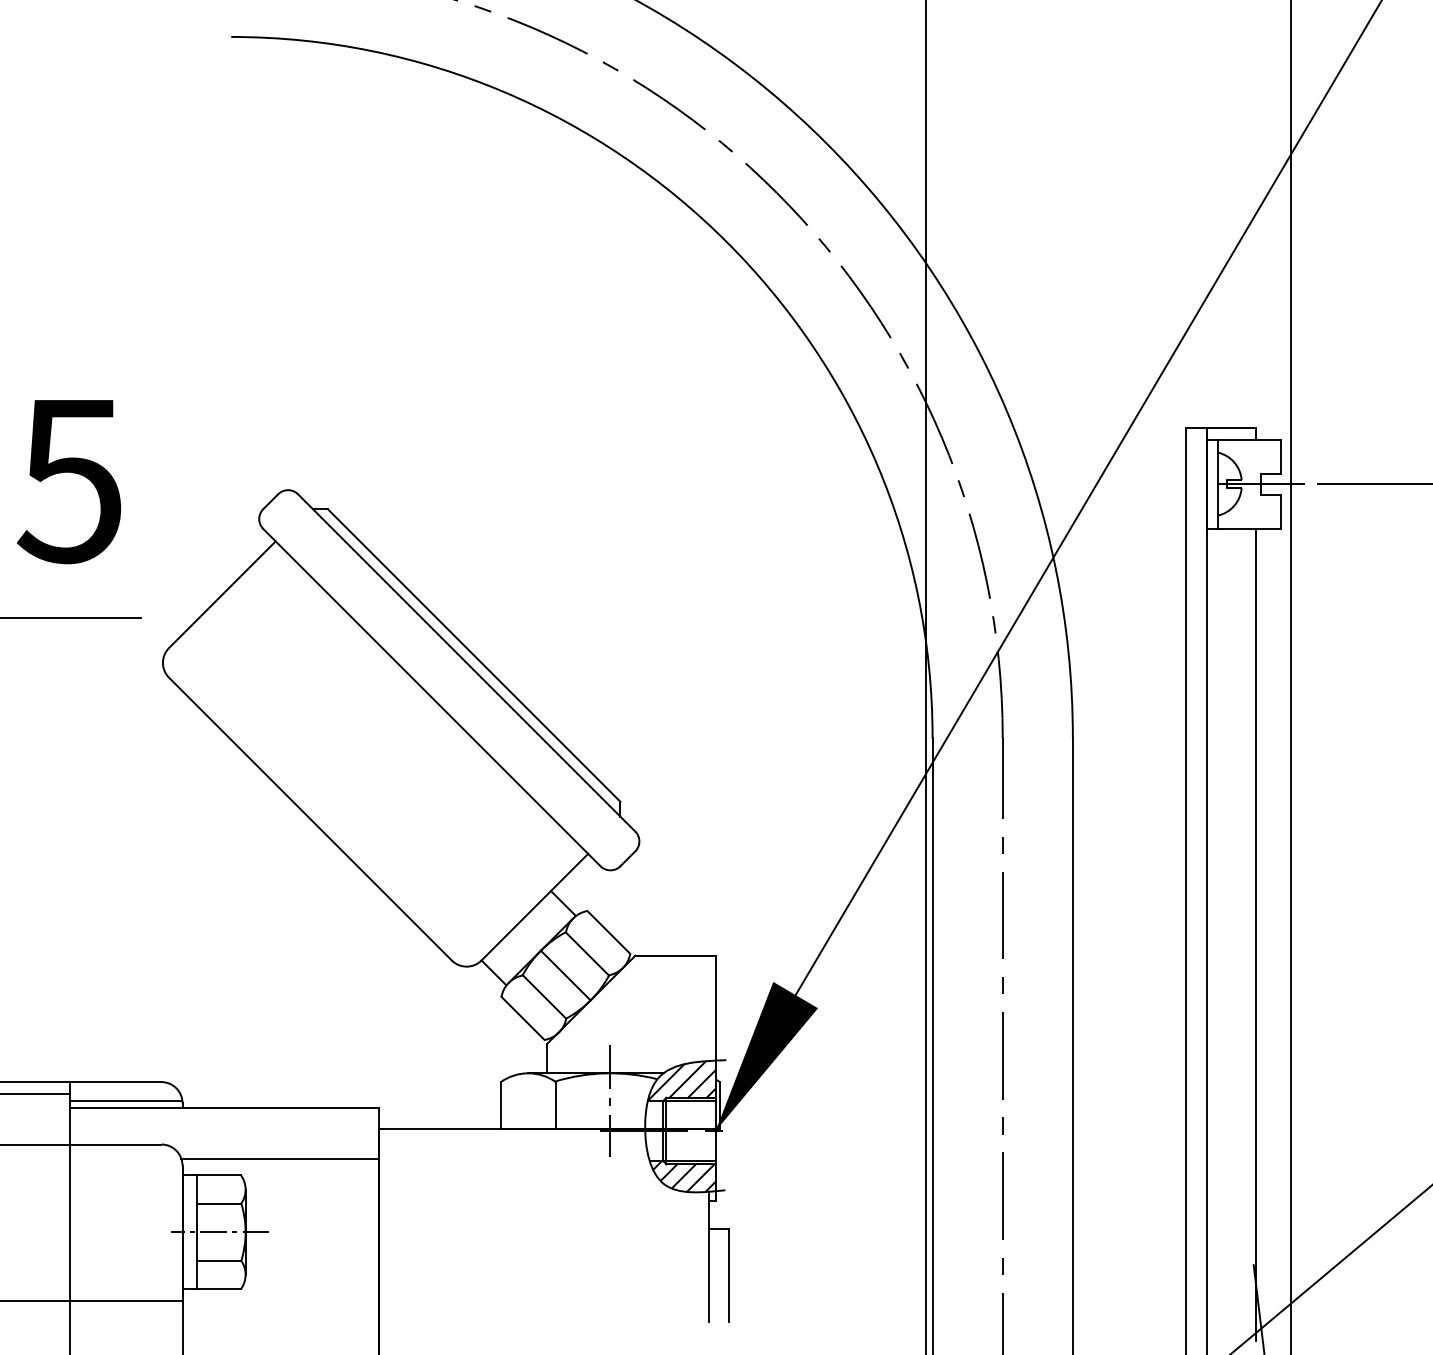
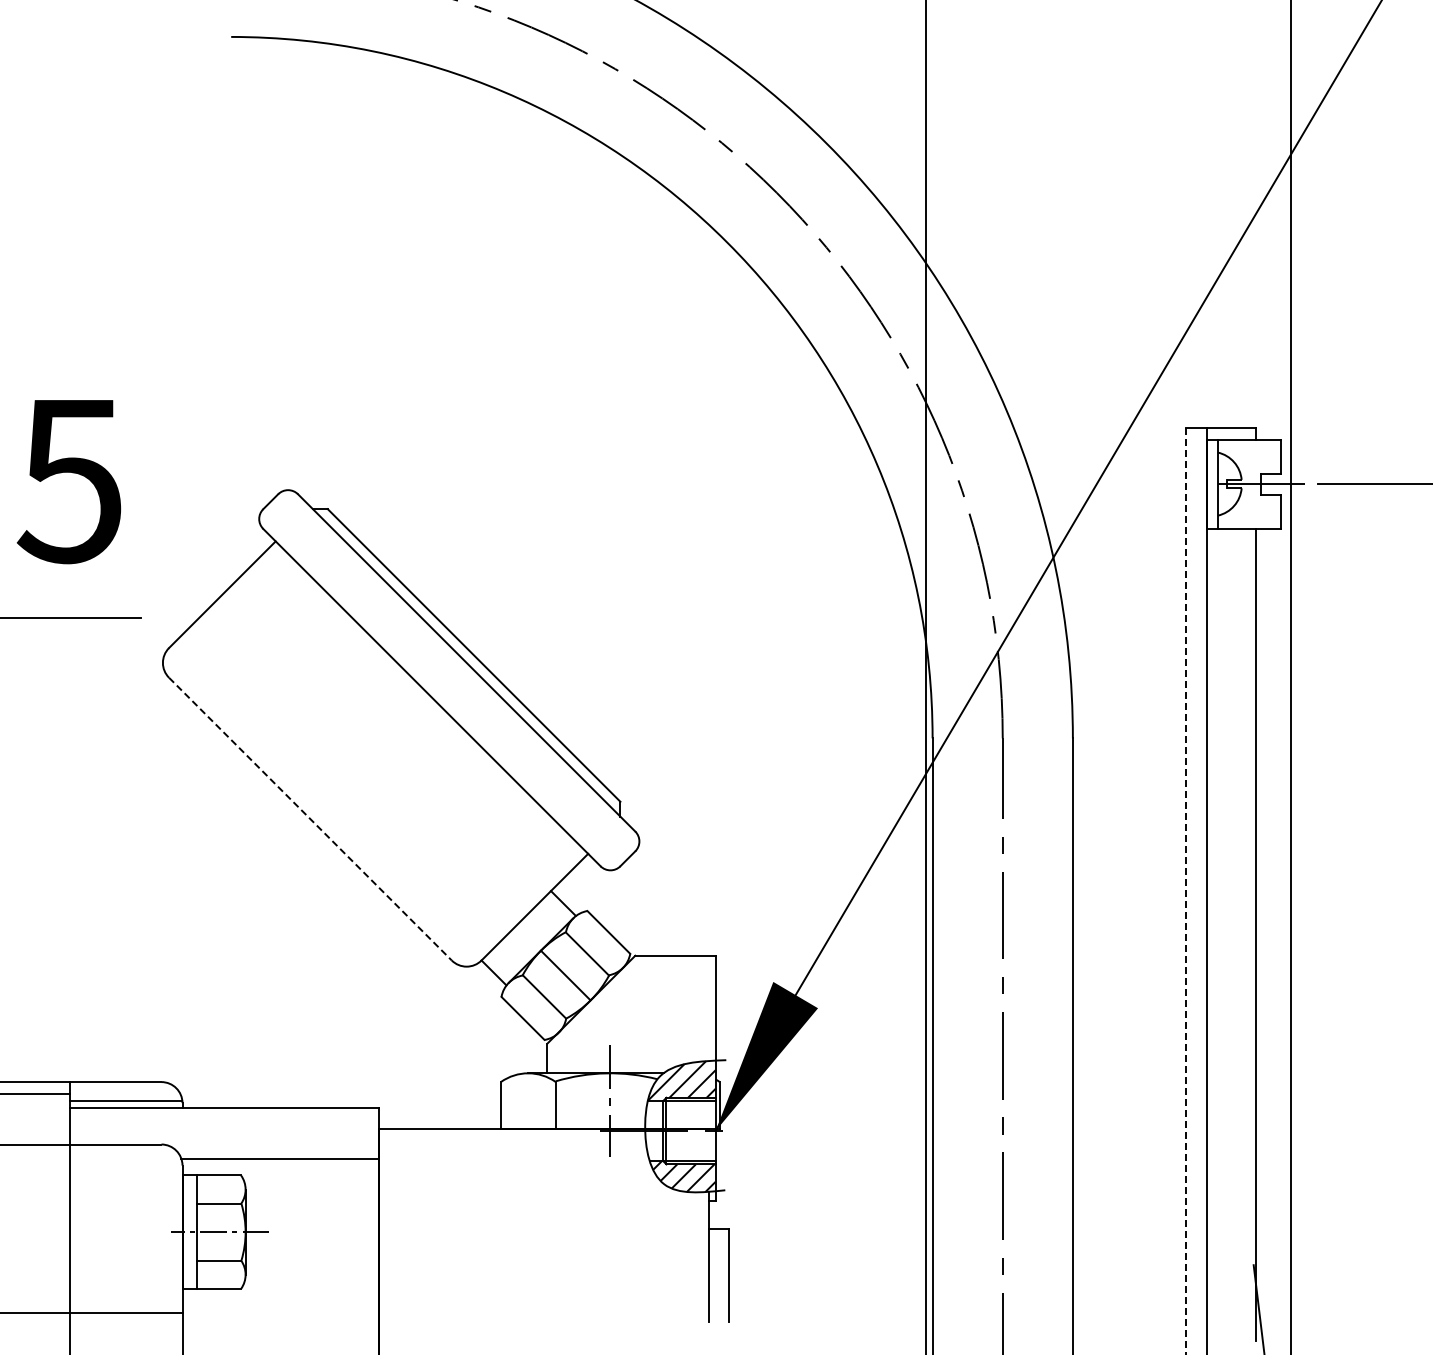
line: solid -> dashed (310, 819)
line: solid -> dashed (1185, 891)
line: present -> none (1331, 1269)
line position: (92, 1300) -> (92, 1312) (92, 1312)
